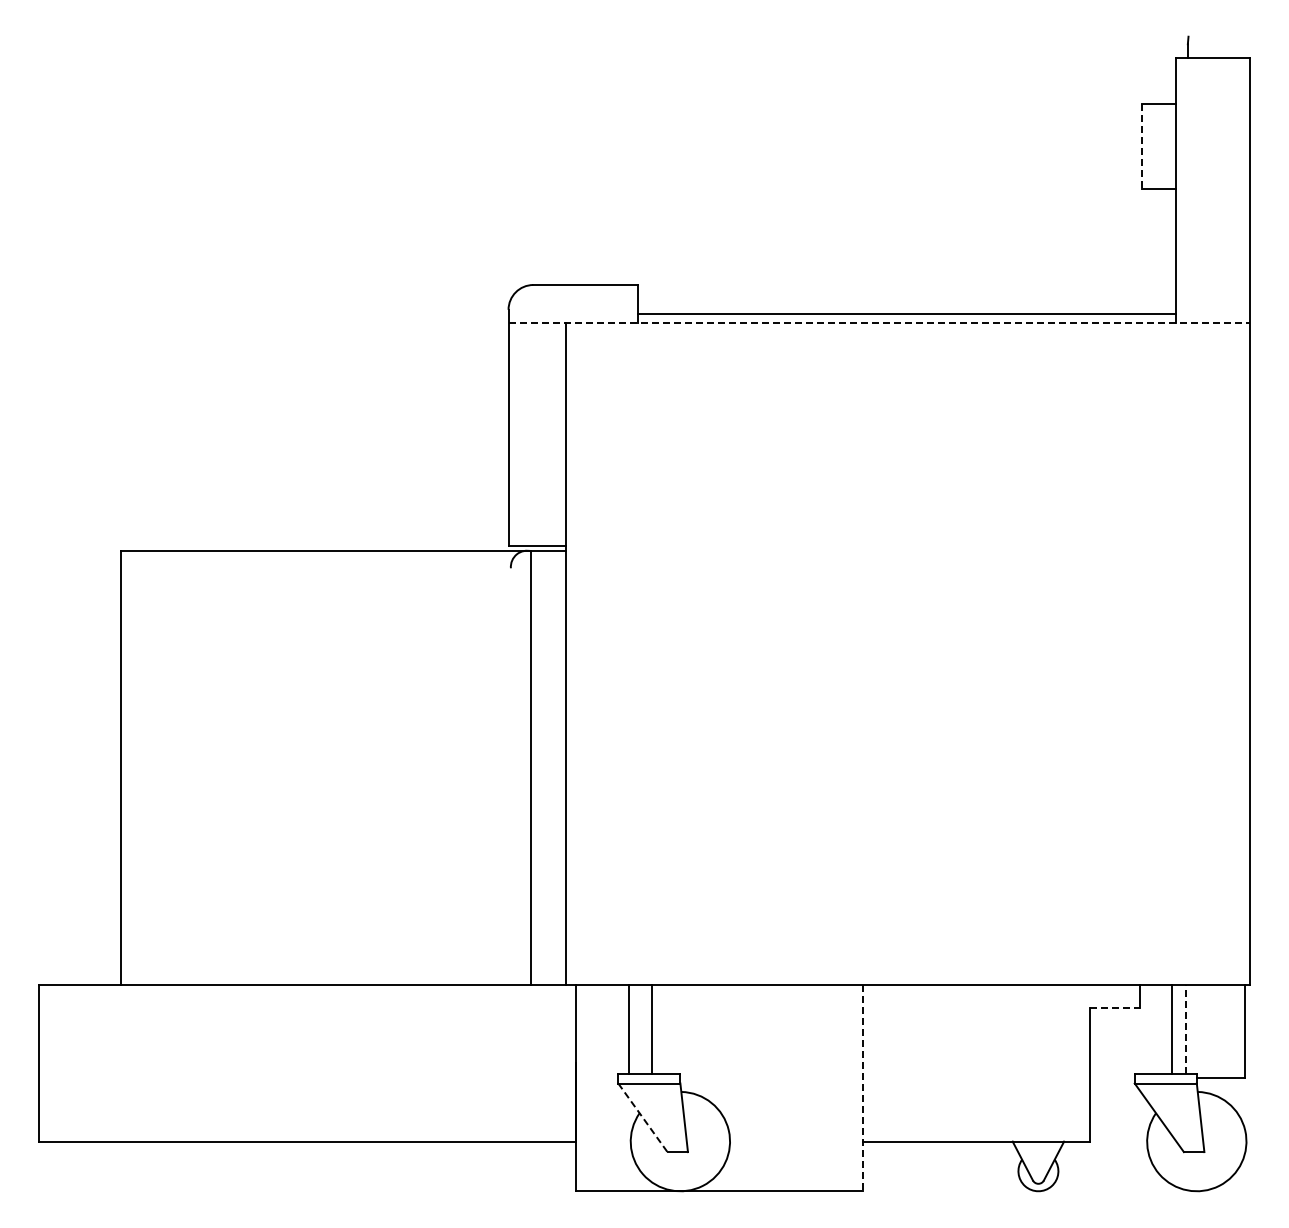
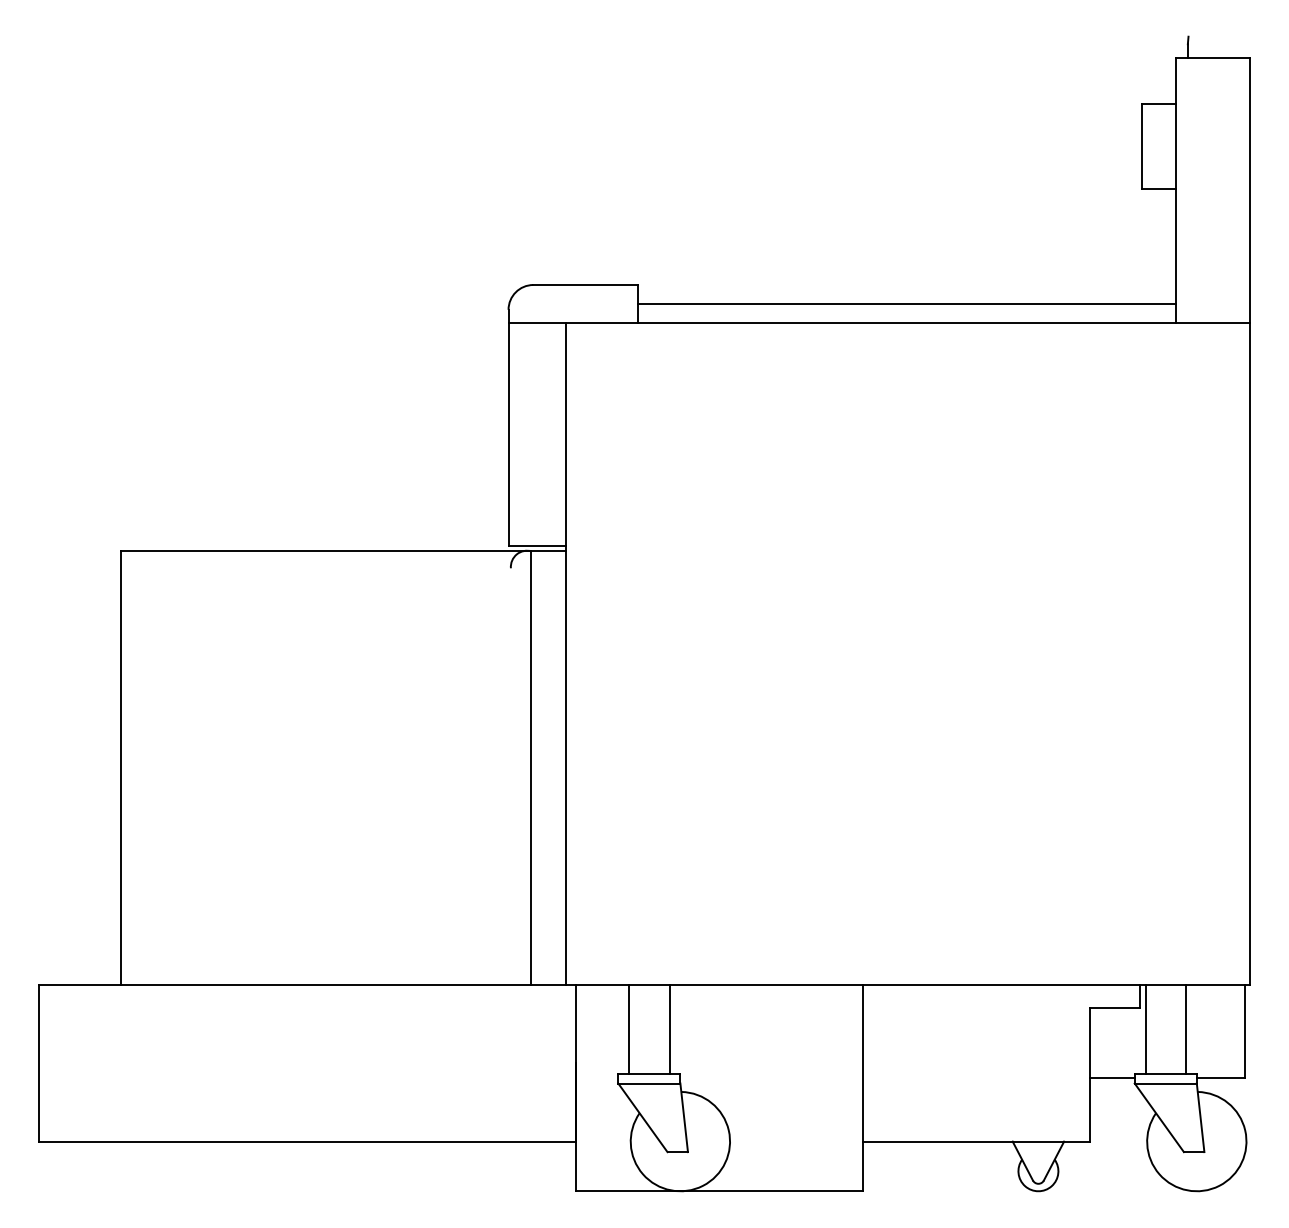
line: dashed -> solid (1142, 146)
line position: (907, 313) -> (907, 303) (907, 303)
line: dashed -> solid (879, 322)
line: dashed -> solid (1115, 1008)
line: dashed -> solid (1185, 1028)
line position: (651, 1029) -> (669, 1029) (669, 1029)
line position: (1171, 1029) -> (1145, 1029) (1145, 1029)
line: none -> present (1111, 1078)
line: dashed -> solid (863, 1088)
line: dashed -> solid (643, 1118)
